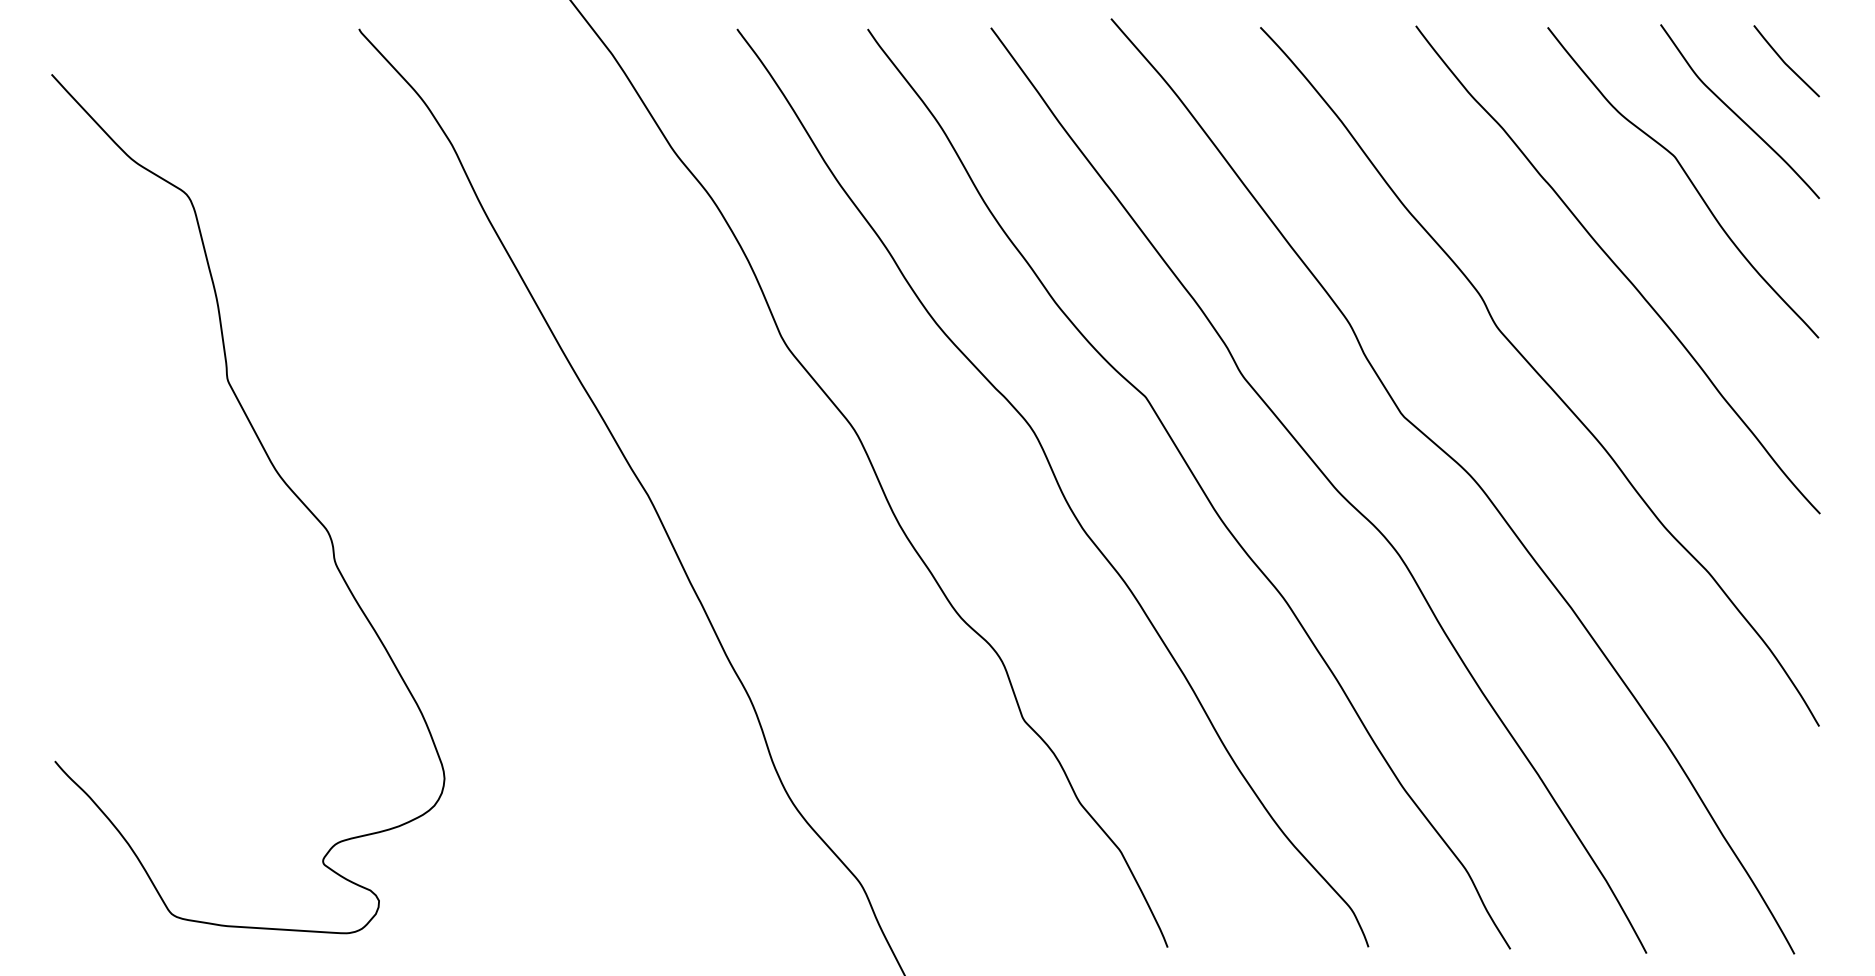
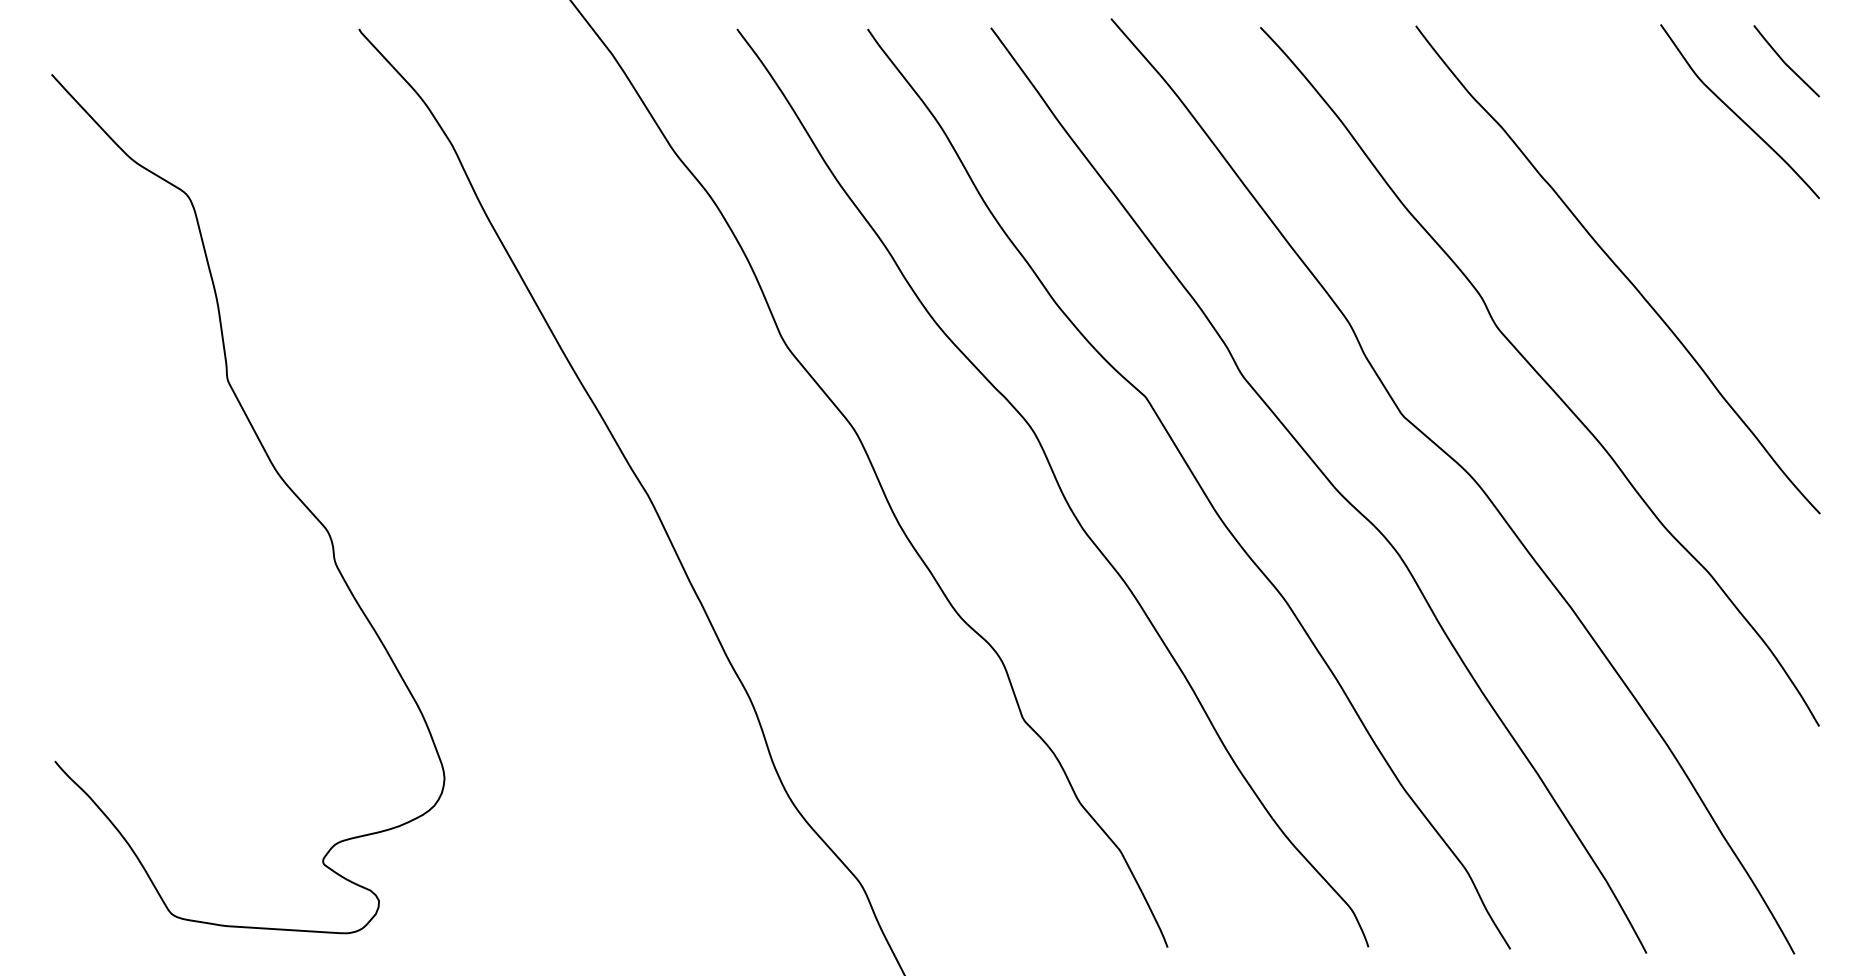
curve: present -> none (1688, 179)
